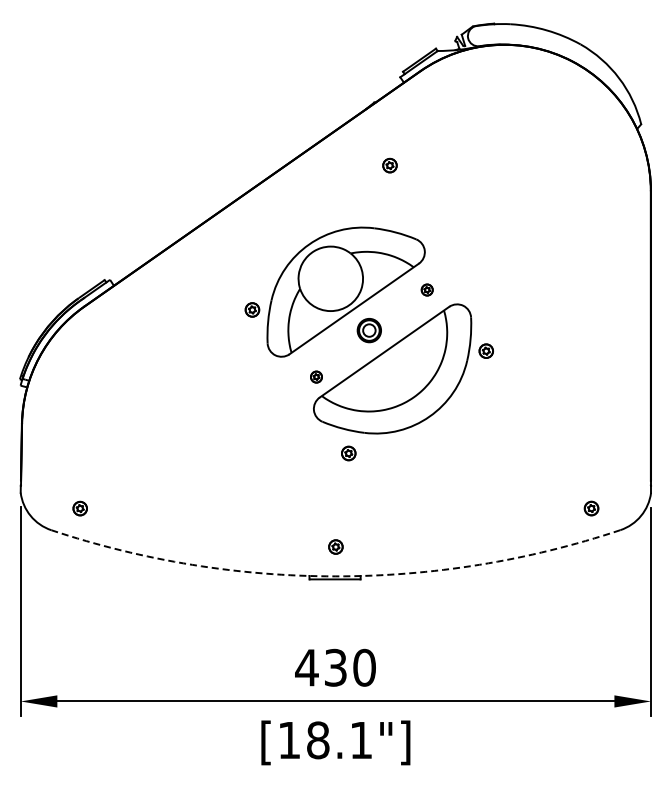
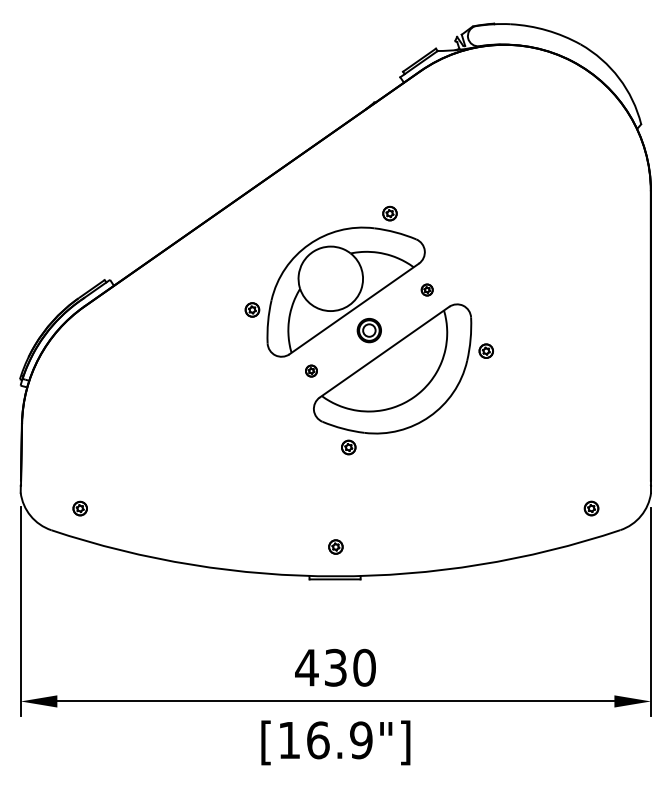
part position: (389, 165) -> (389, 213) (389, 213)
part position: (316, 376) -> (311, 370) (311, 370)
part position: (348, 453) -> (348, 447) (348, 447)
arc: dashed -> solid (335, 576)
text: [18.1"] -> [16.9"] (339, 740)
